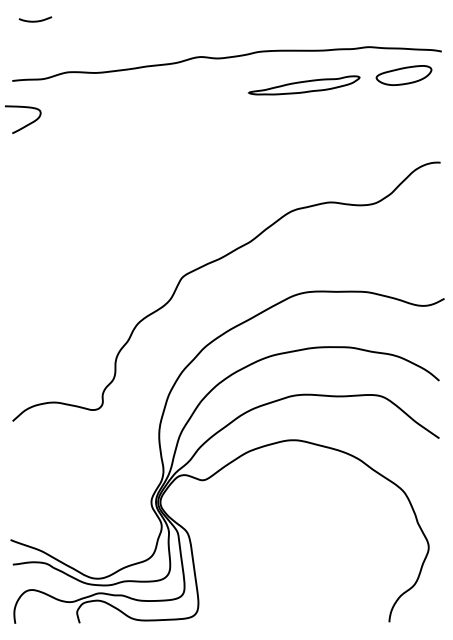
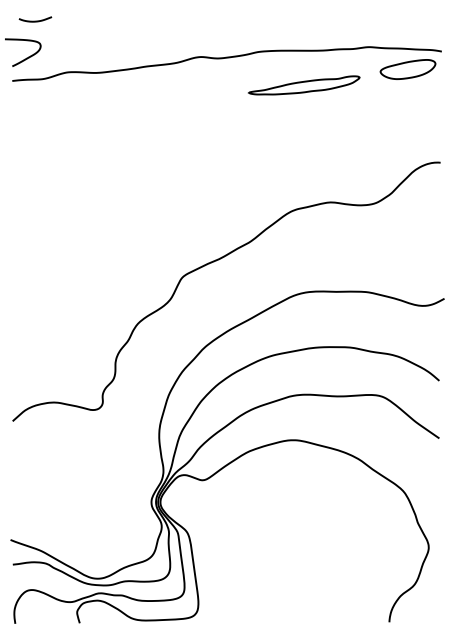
part position: (403, 75) -> (407, 69) (407, 69)
curve position: (26, 124) -> (26, 57) (26, 57)
